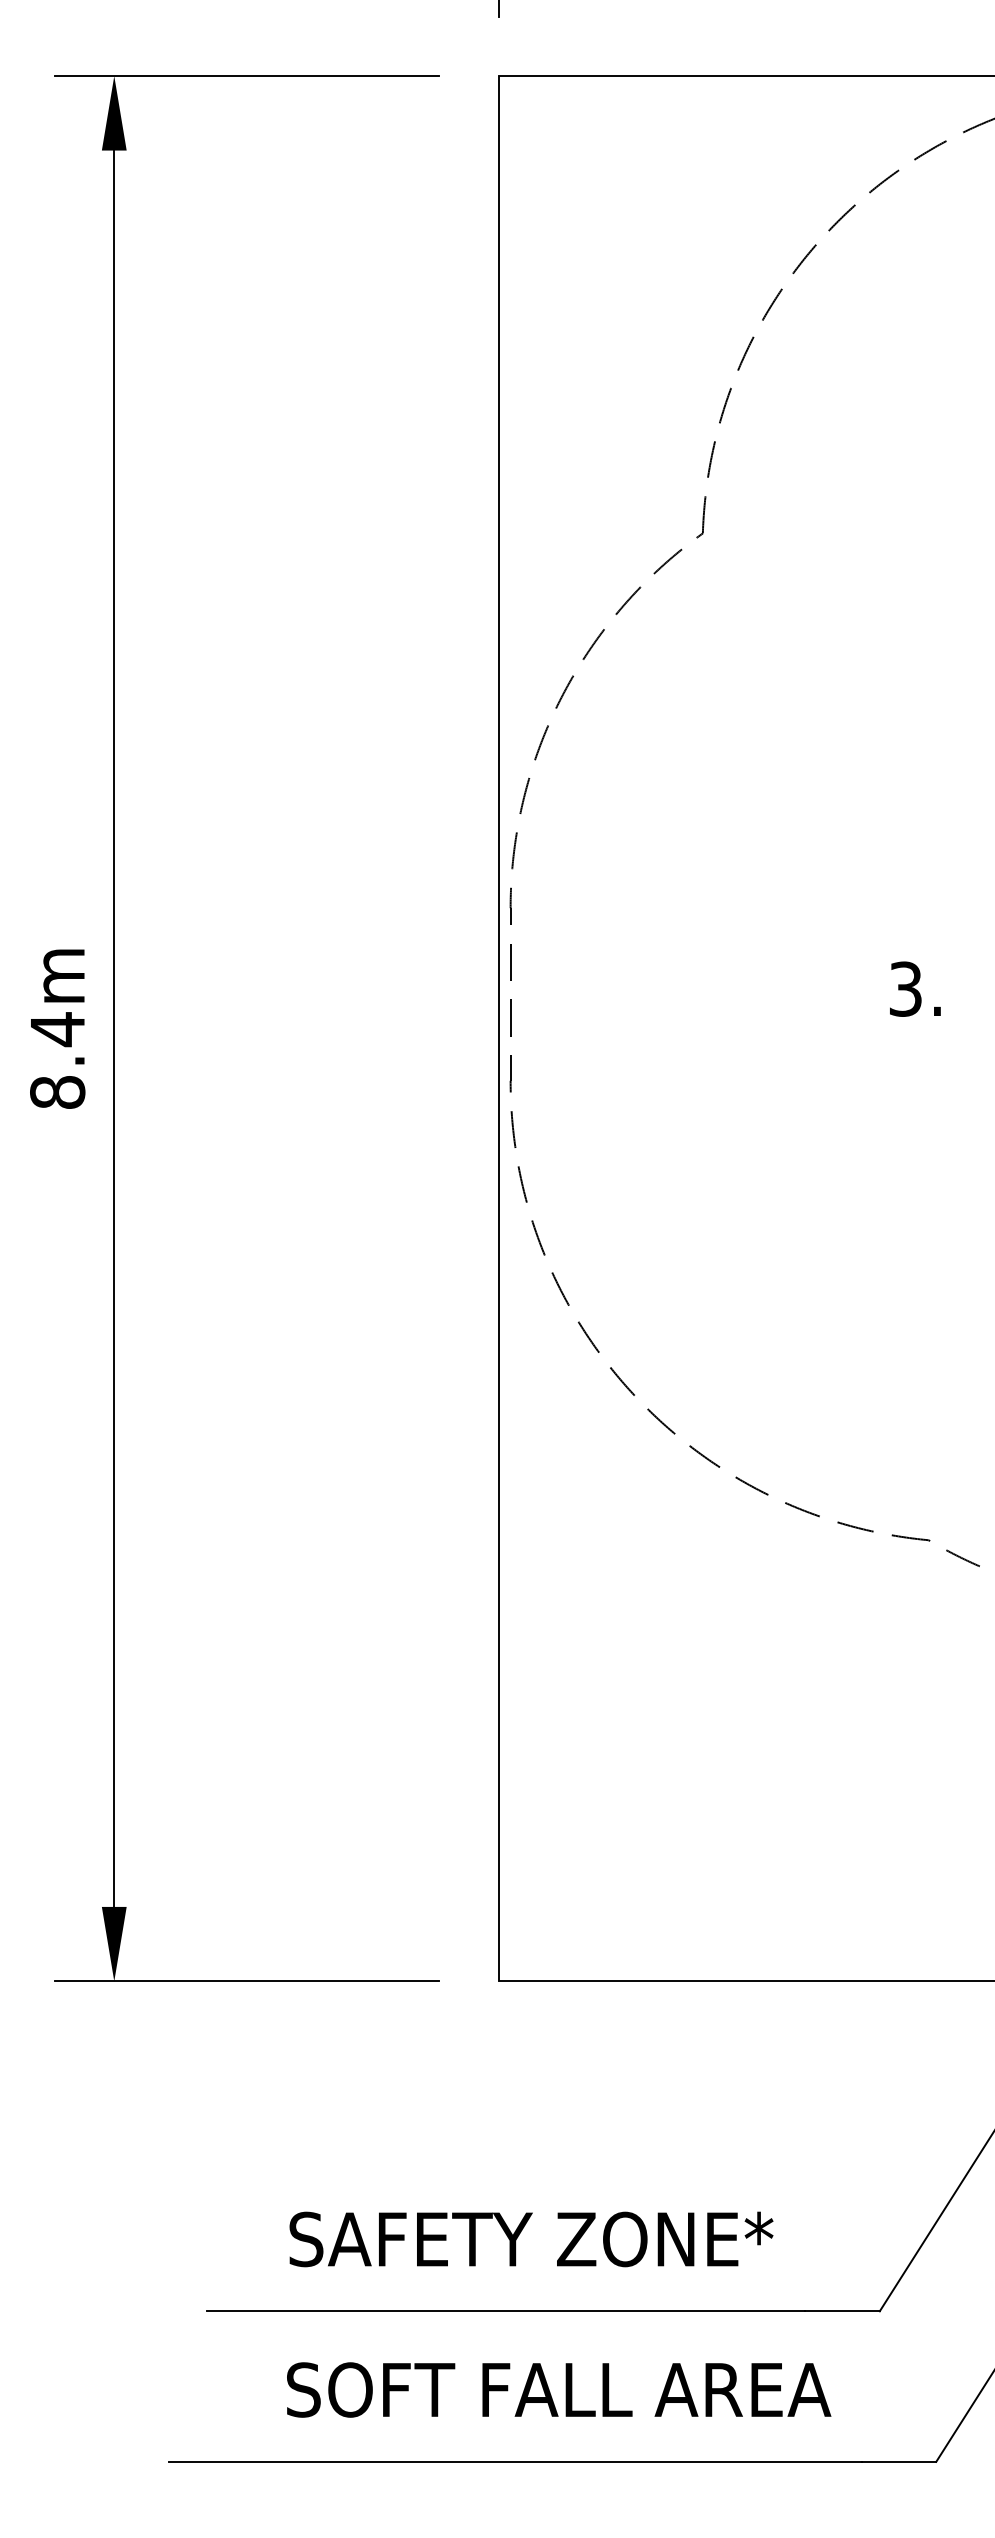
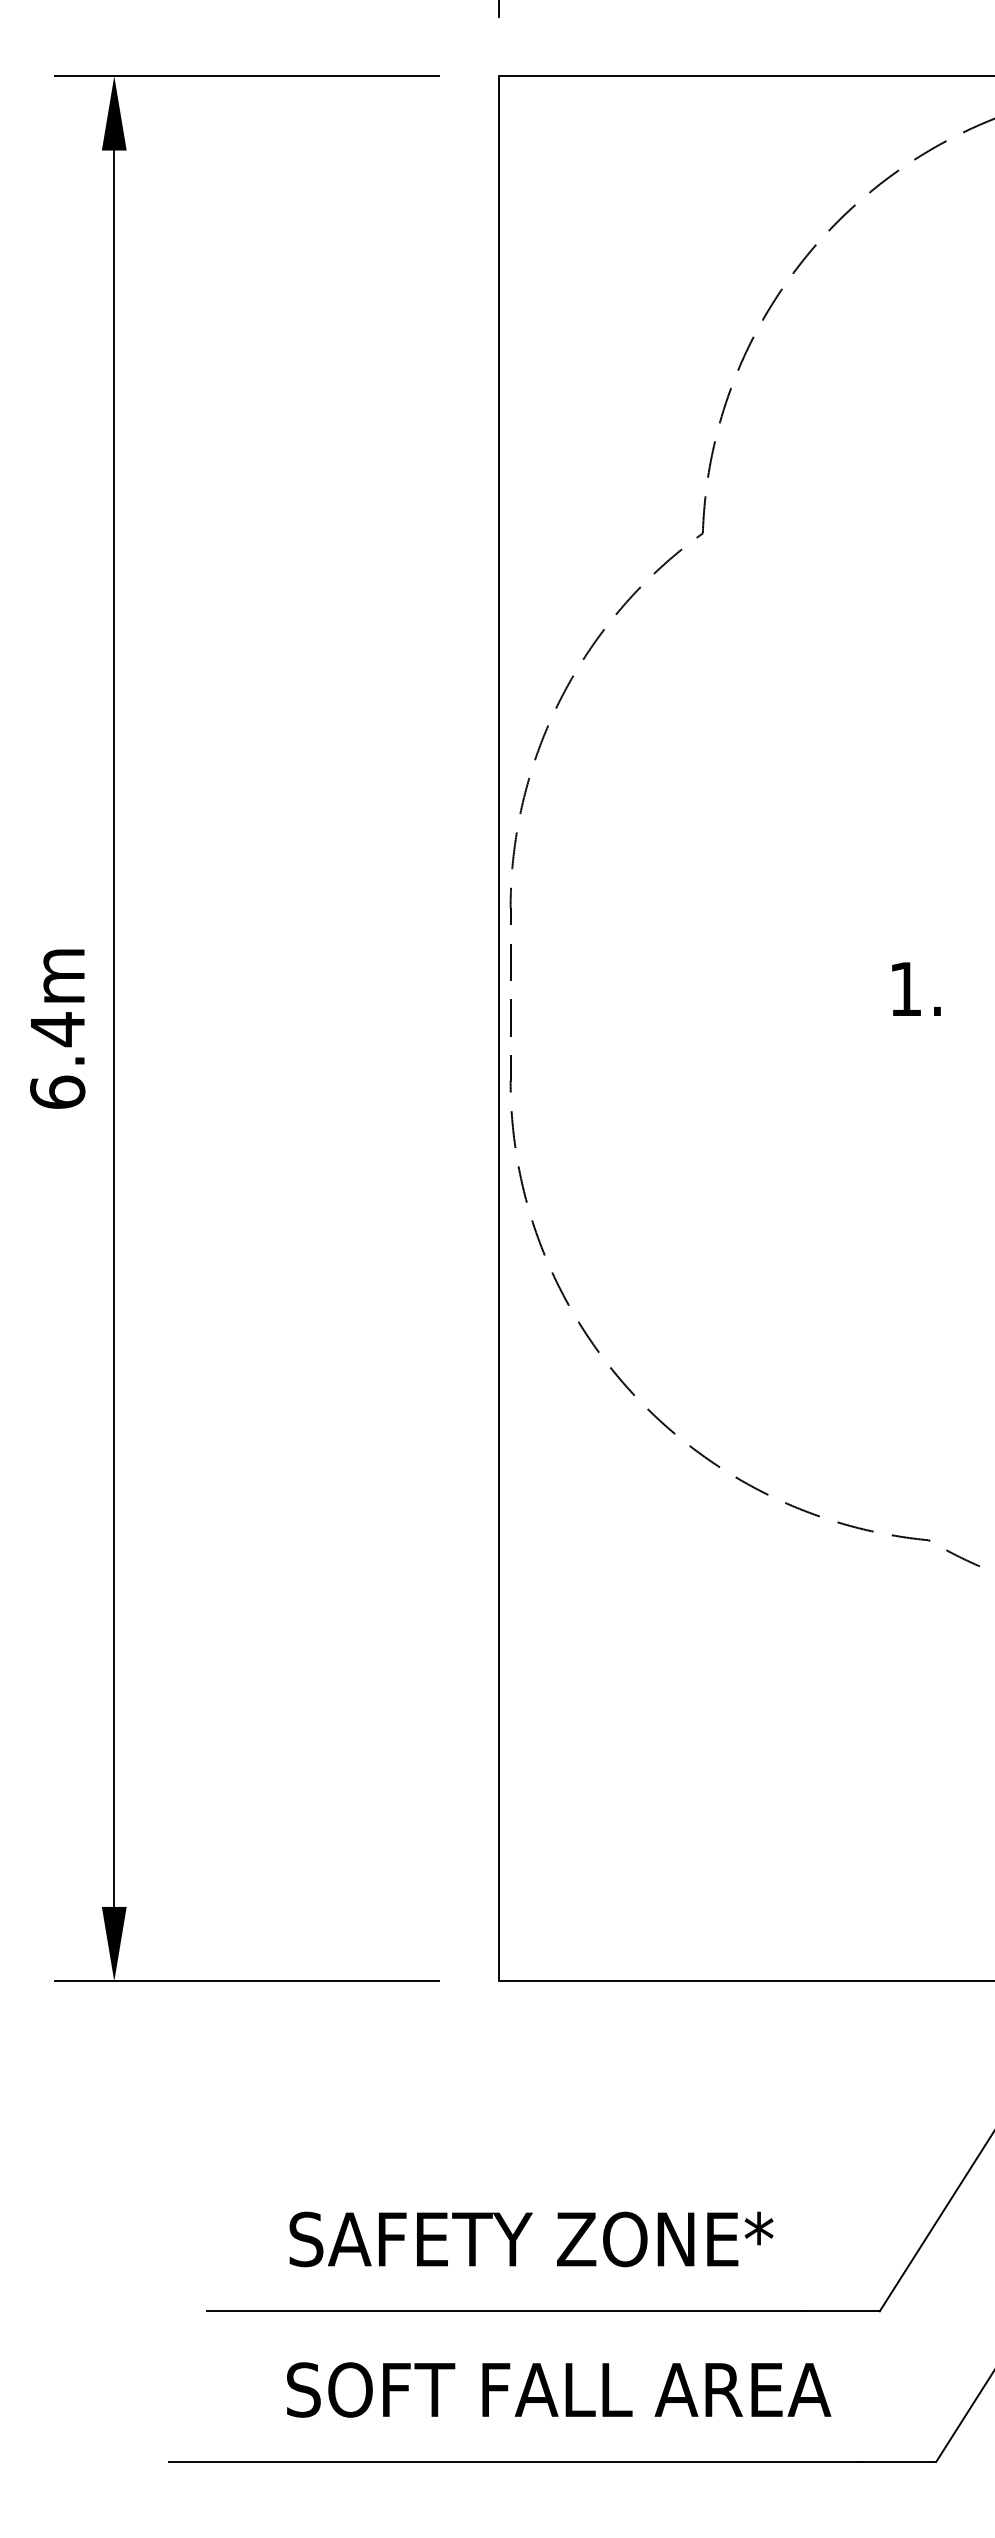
text: 3. -> 1. (905, 988)
text: 8.4m -> 6.4m (57, 1091)
